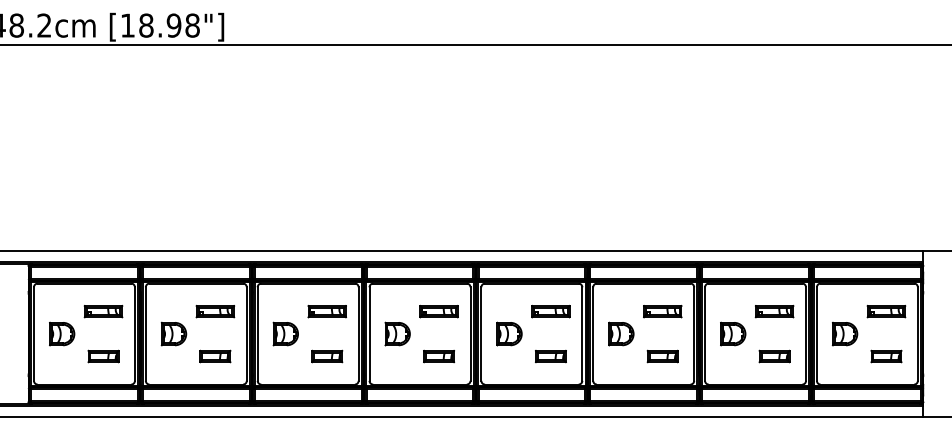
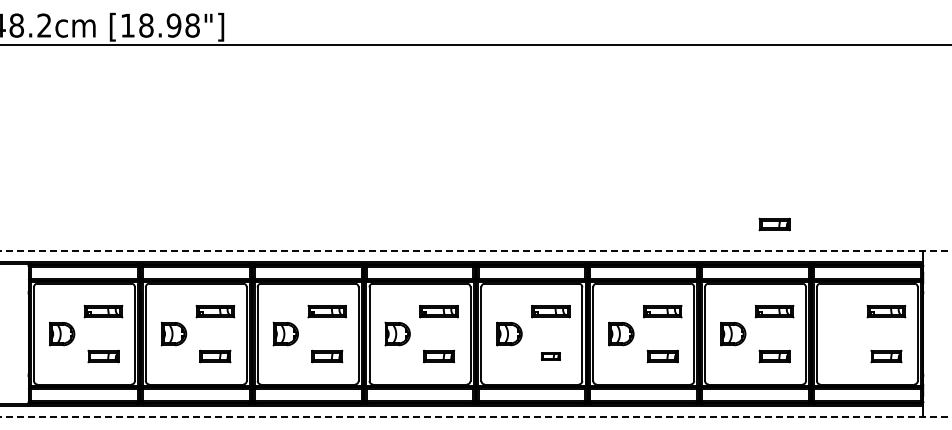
part: none -> present (774, 224)
line: solid -> dashed (476, 251)
part: present -> none (844, 333)
part size: 32x15 px -> 20x9 px (550, 356)
line: solid -> dashed (476, 417)
